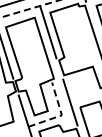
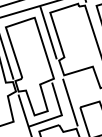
line: dashed -> solid (30, 8)
line: dashed -> solid (61, 115)
